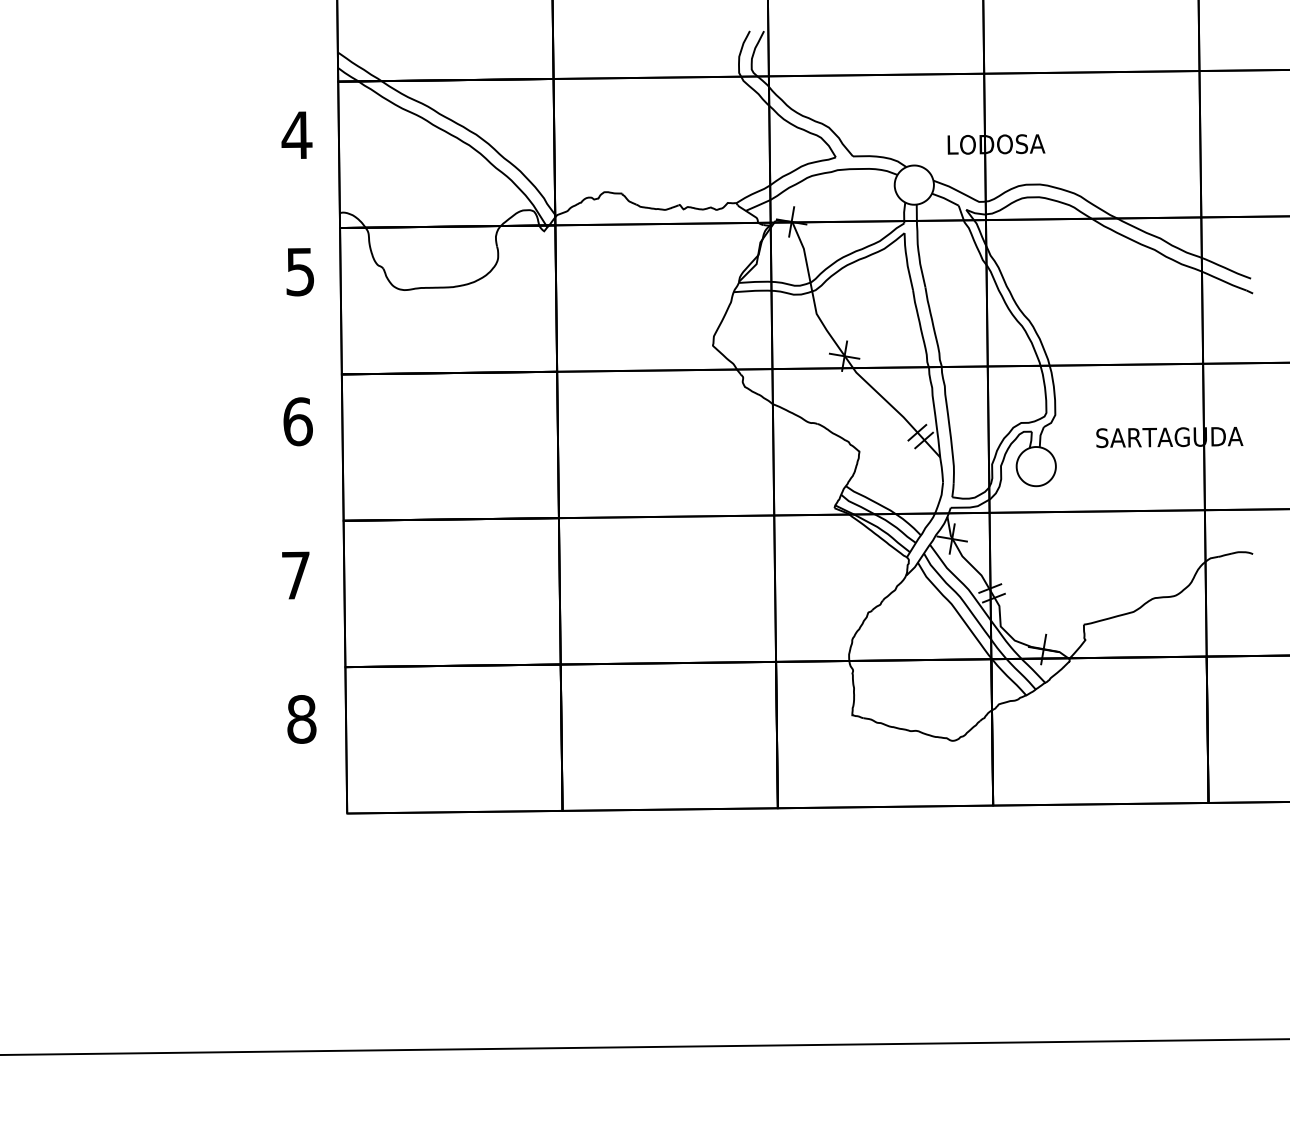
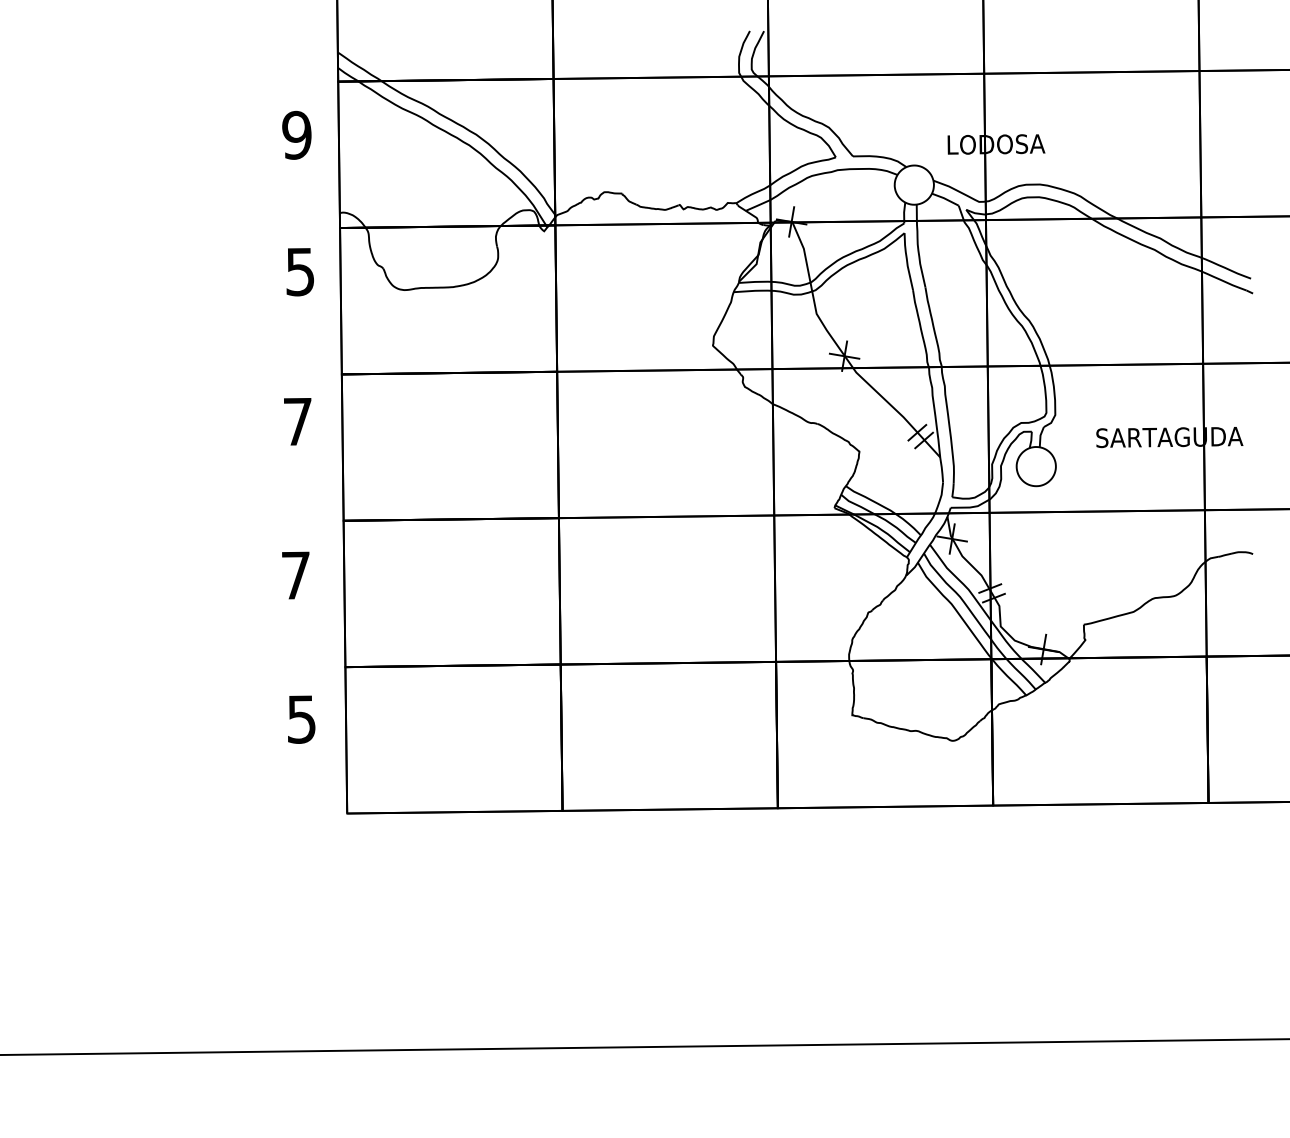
text: 4 -> 9 (296, 134)
text: 6 -> 7 (297, 421)
text: 8 -> 5 (301, 719)
